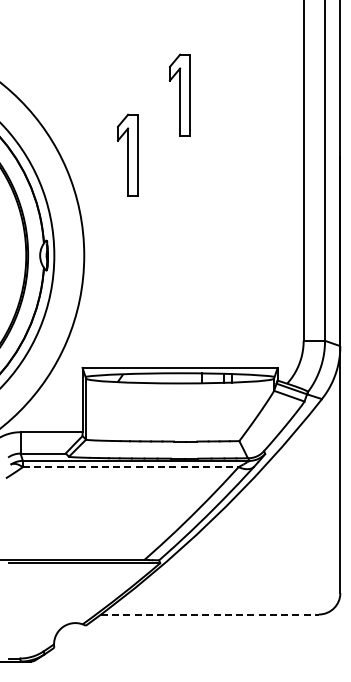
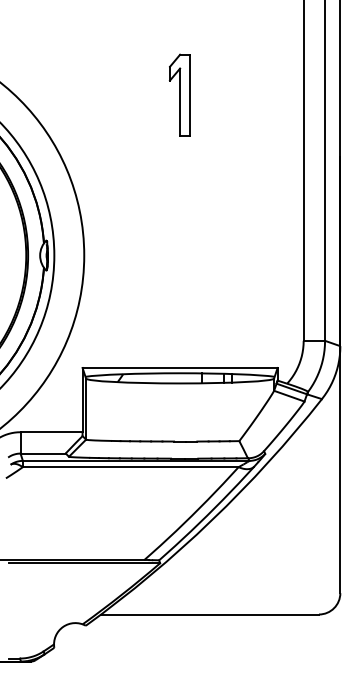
part: present -> none (127, 154)
line: dashed -> solid (130, 467)
line: dashed -> solid (210, 614)
